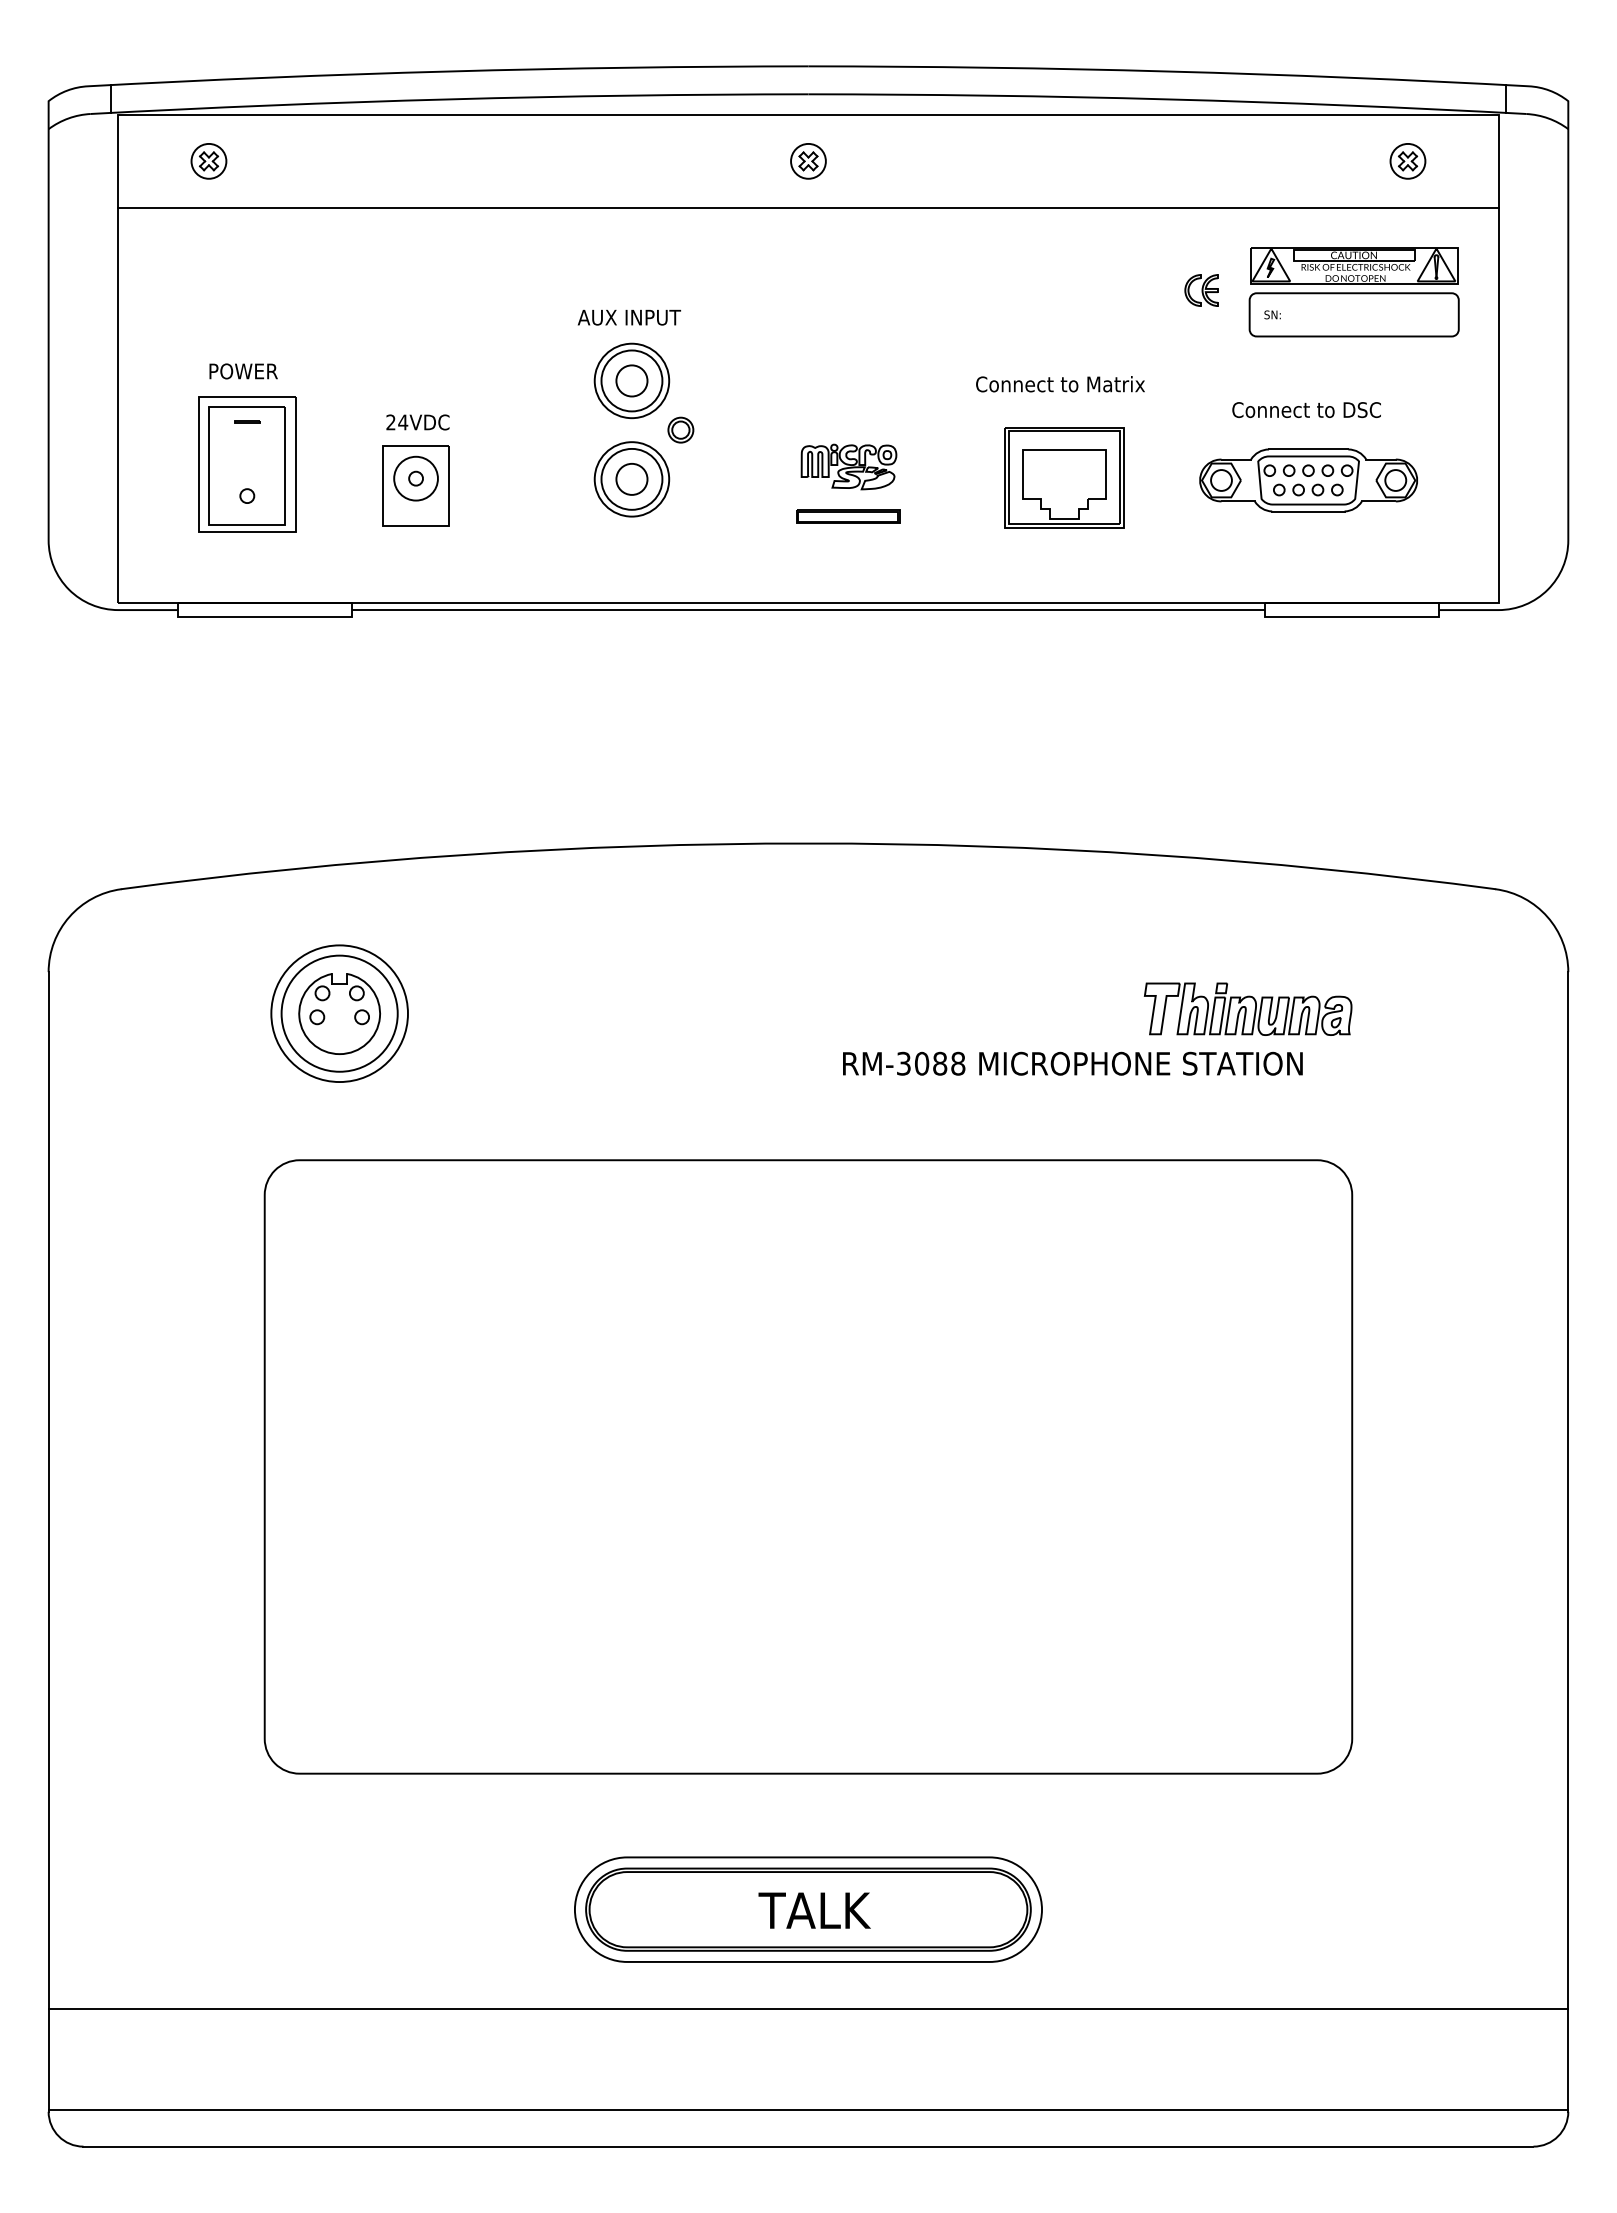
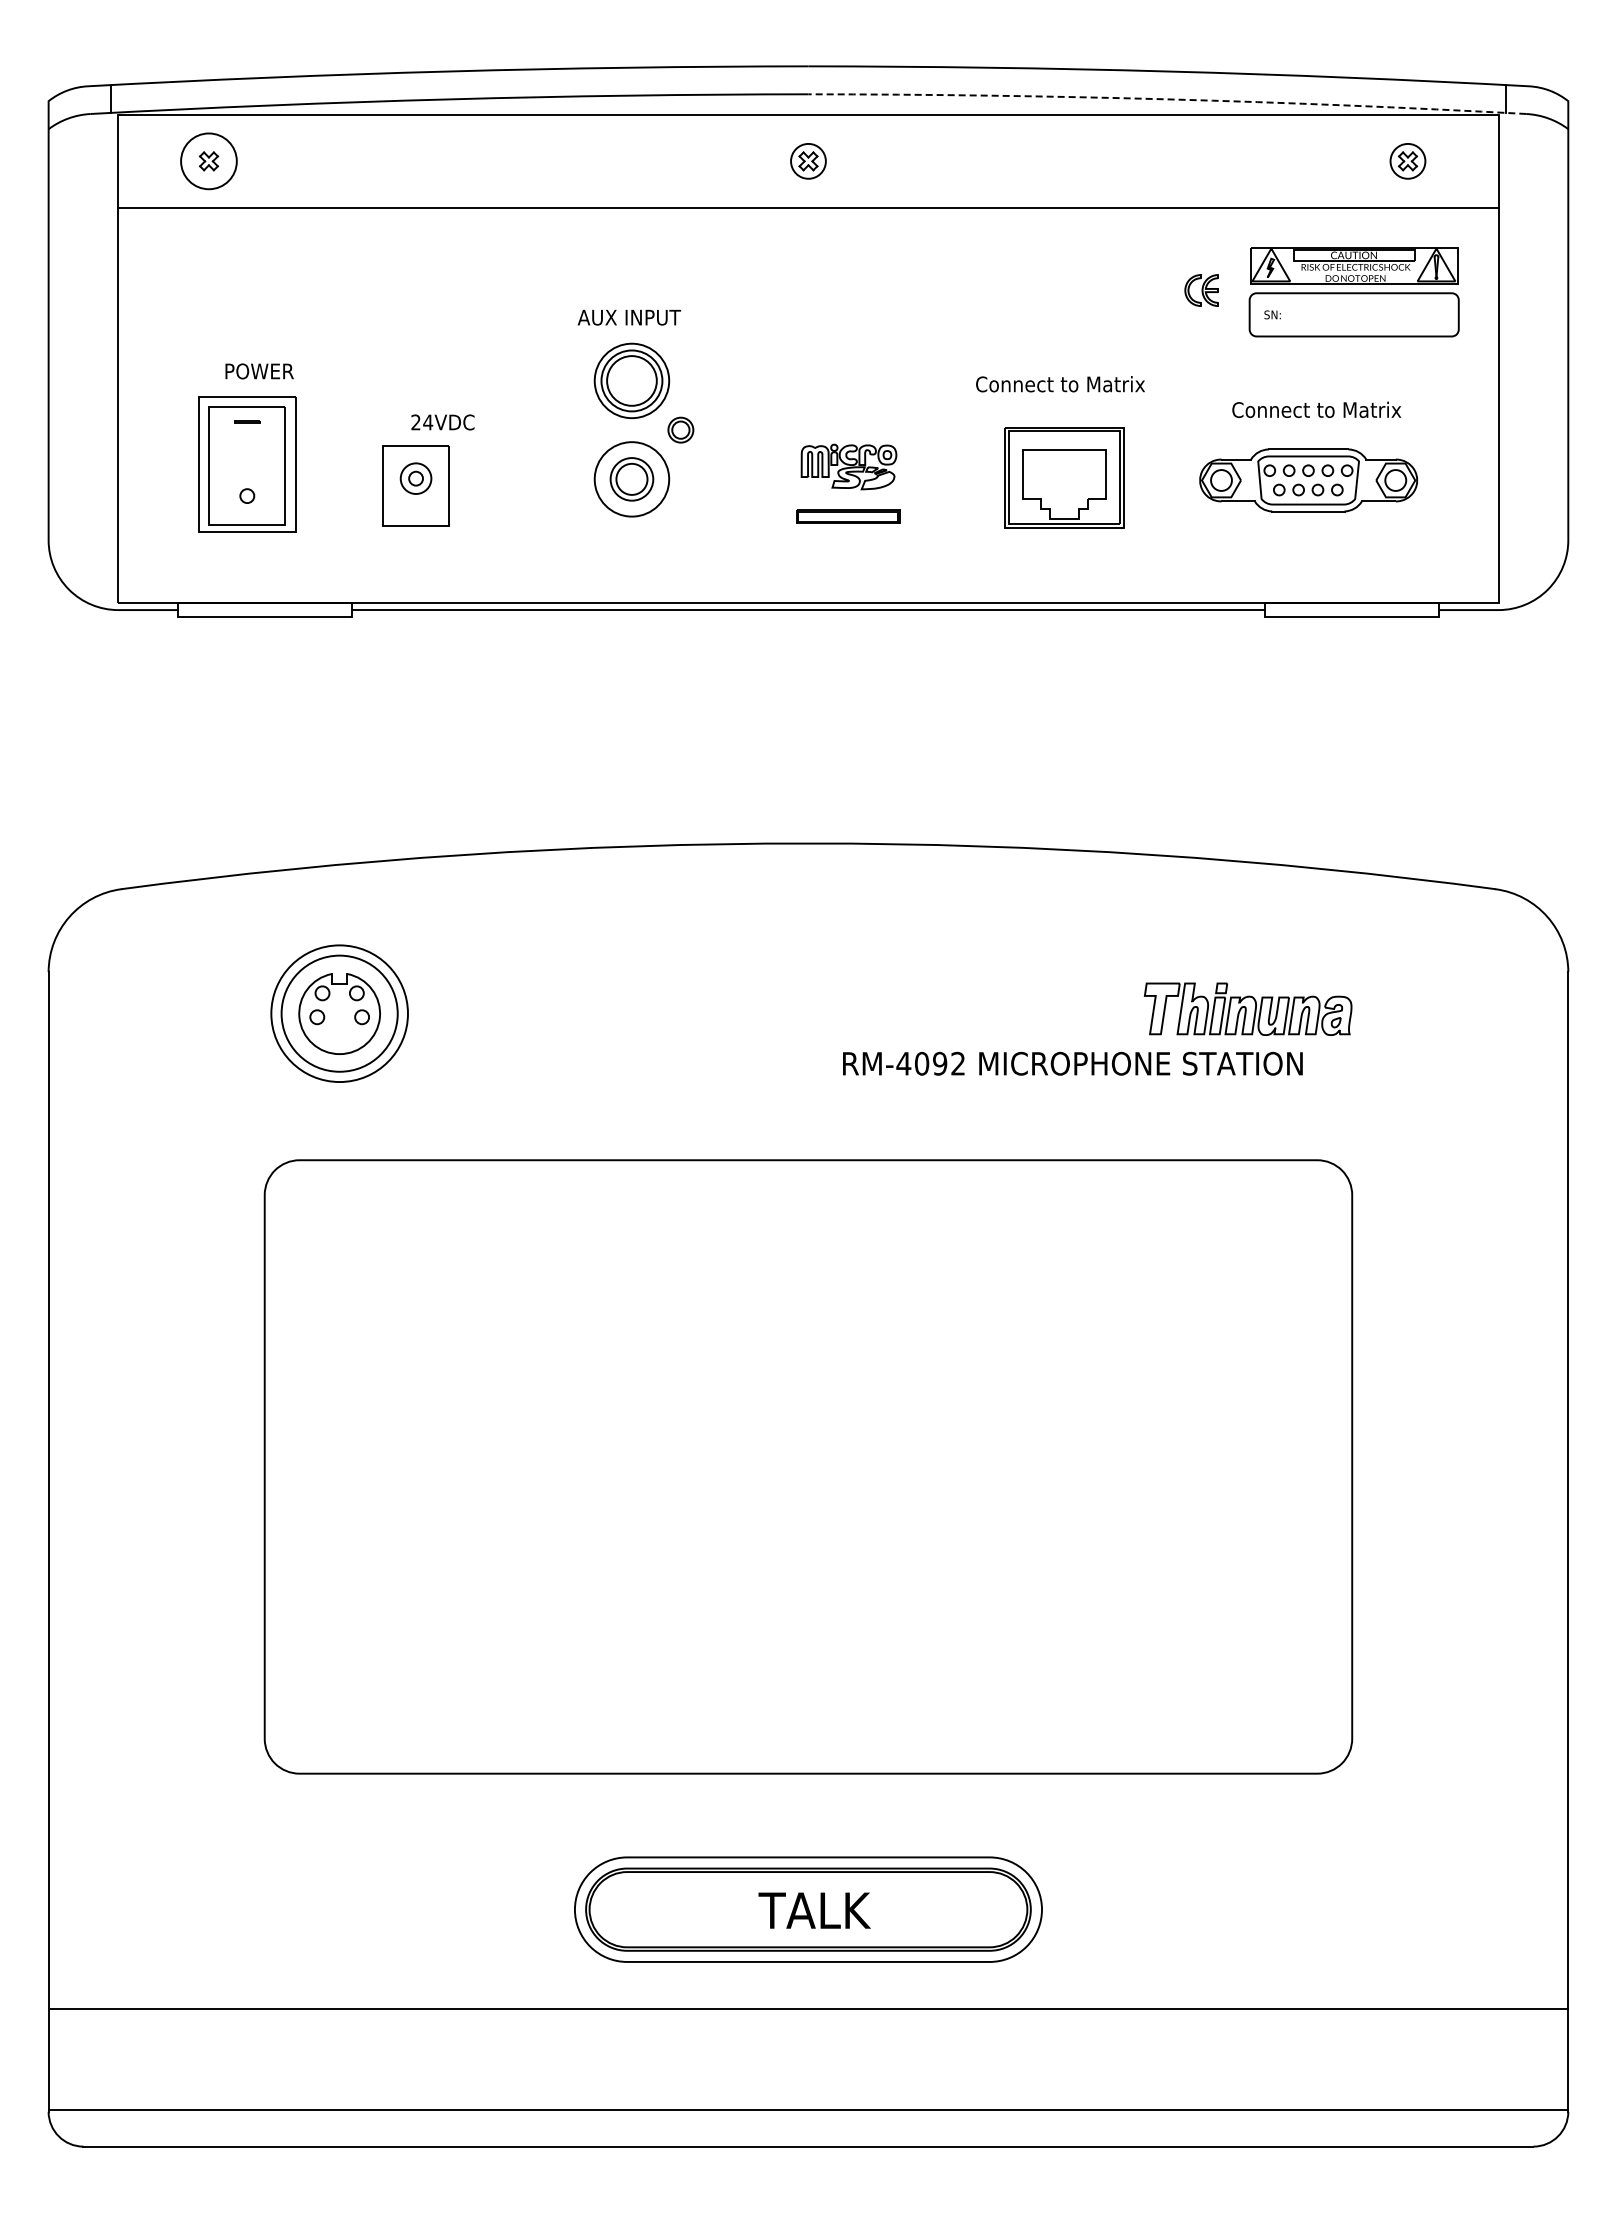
arc: solid -> dashed (1167, 99)
circle diameter: 35 px -> 56 px (208, 161)
text position: (243, 371) -> (259, 371) (259, 371)
circle diameter: 31 px -> 50 px (631, 380)
text: Connect to DSC -> Connect to Matrix (1373, 409)
text position: (417, 422) -> (442, 422) (442, 422)
circle diameter: 44 px -> 31 px (415, 478)
circle diameter: 61 px -> 43 px (631, 479)
text: RM-3088 -> RM-4092 (930, 1063)
